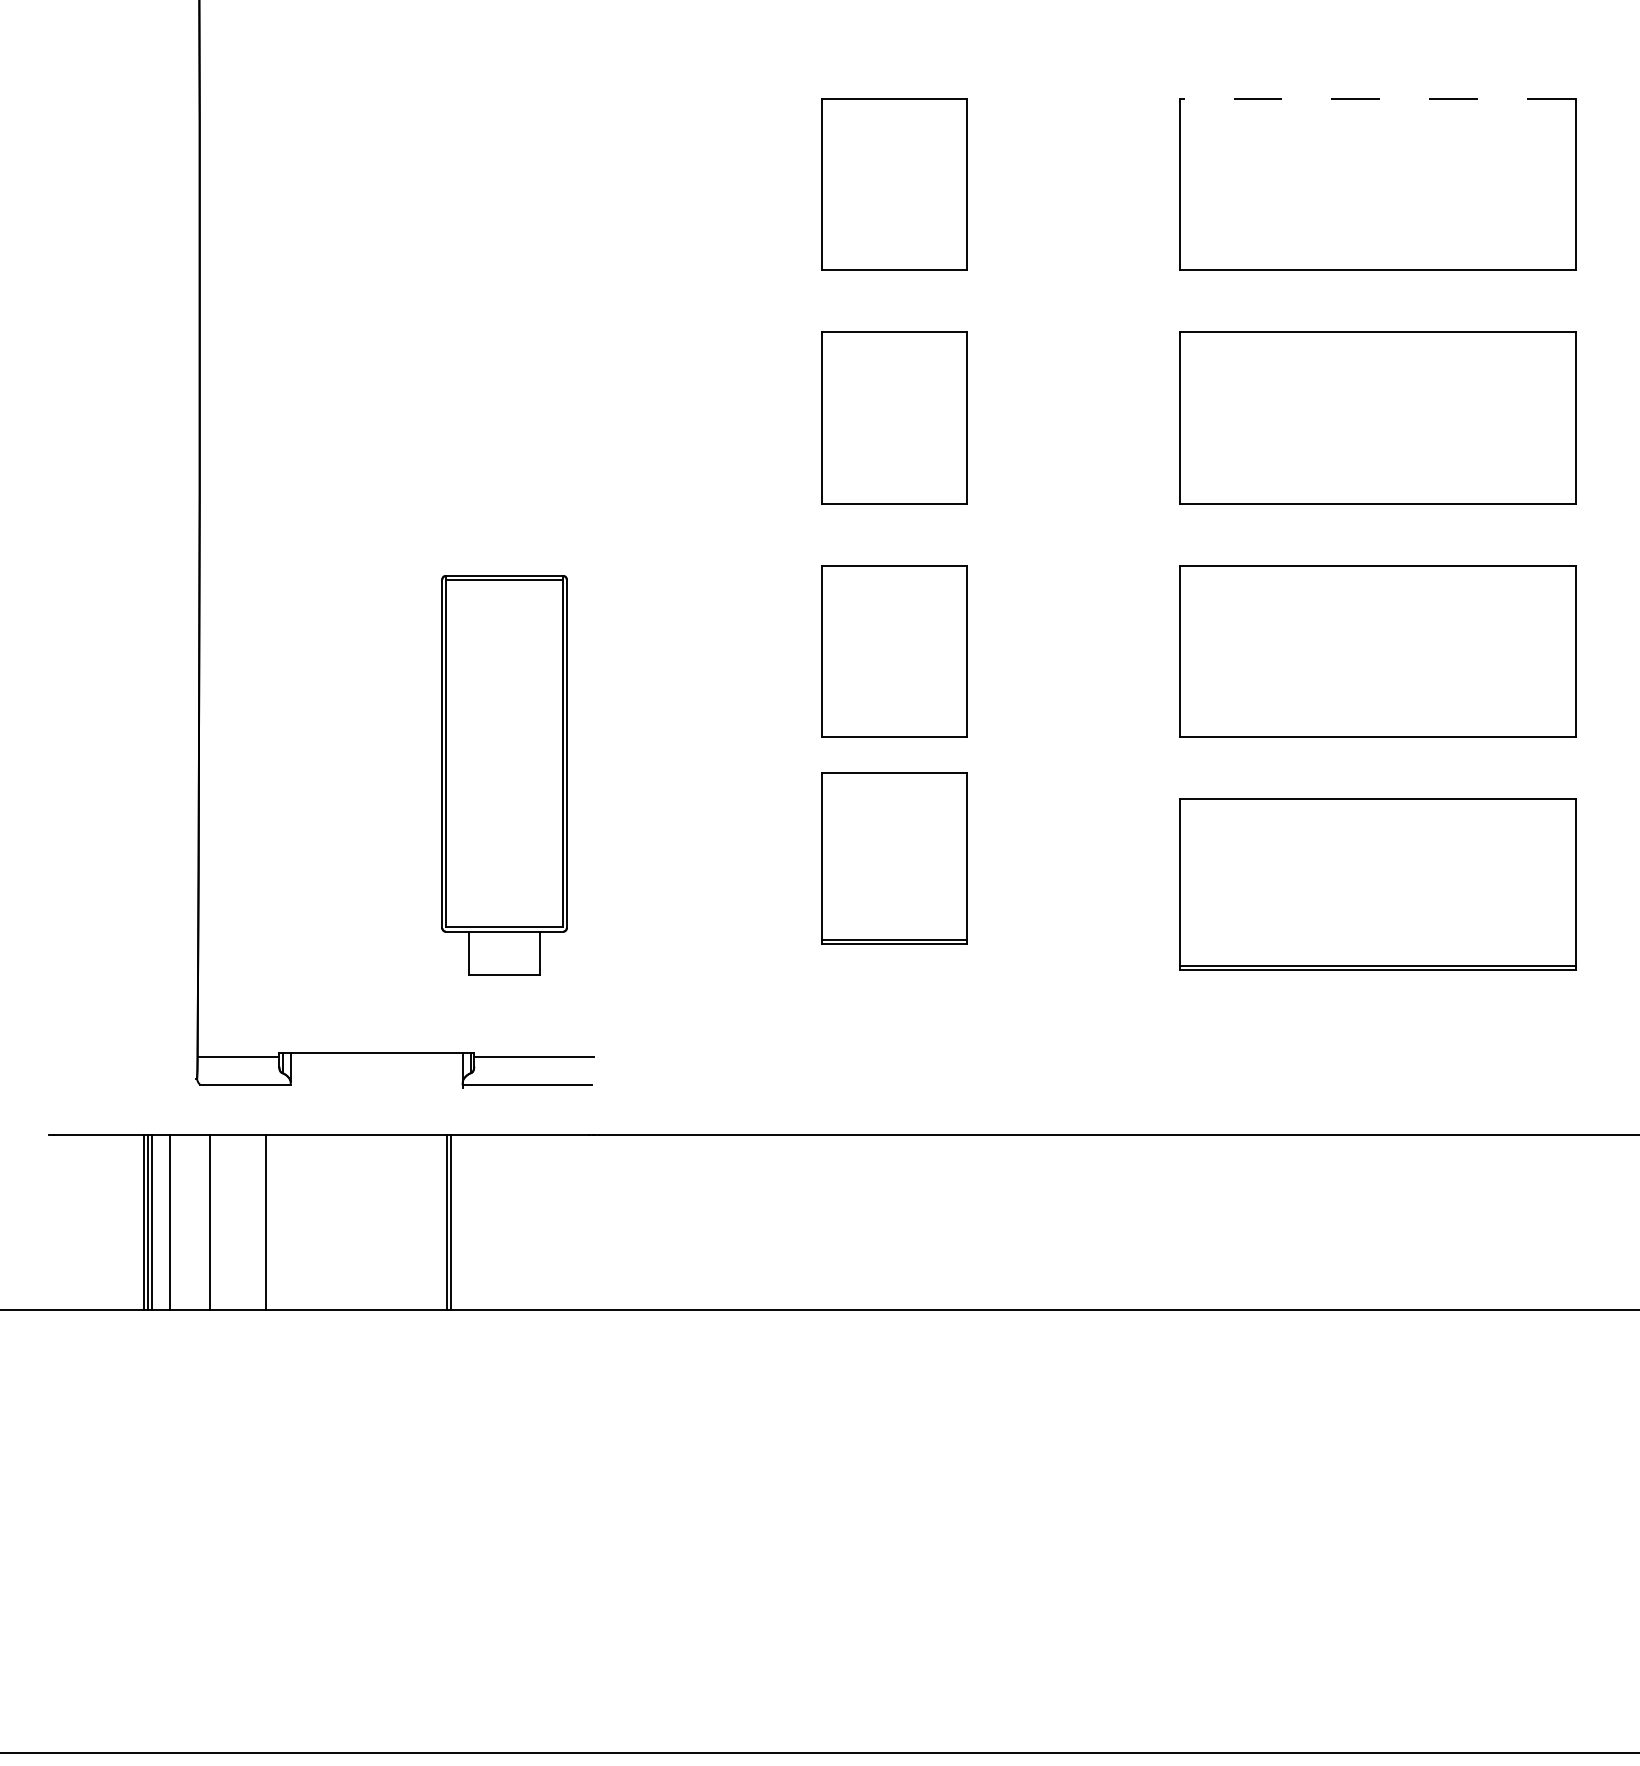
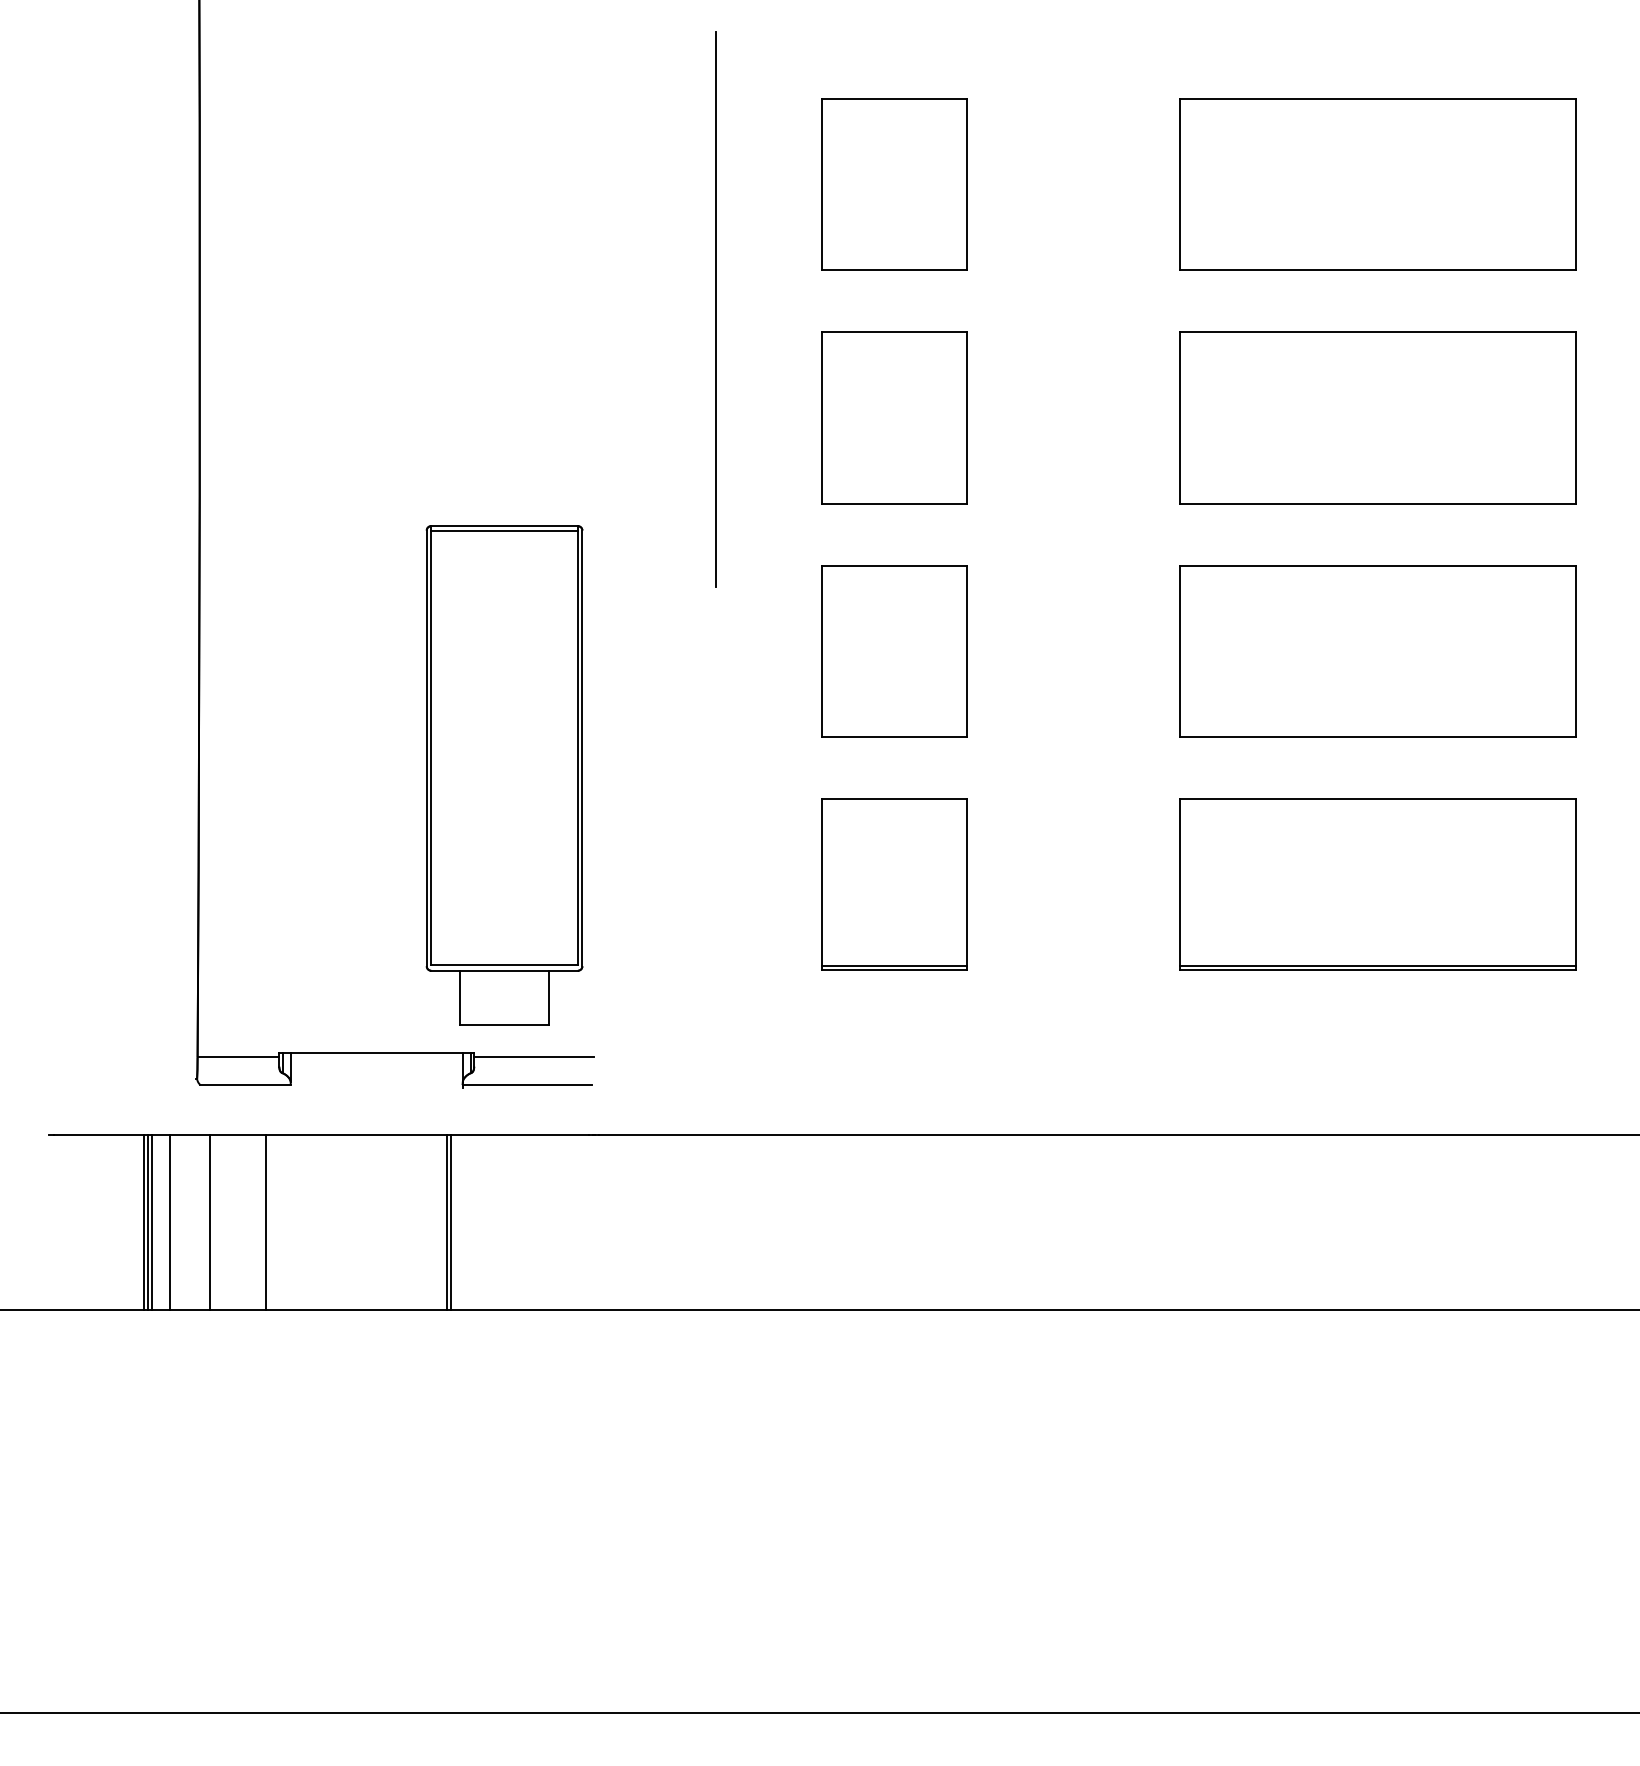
line: dashed -> solid (1378, 98)
line: none -> present (715, 308)
part size: 127x401 px -> 159x501 px (504, 775)
part position: (894, 858) -> (894, 884) (894, 884)
line position: (819, 1753) -> (819, 1713) (819, 1713)
